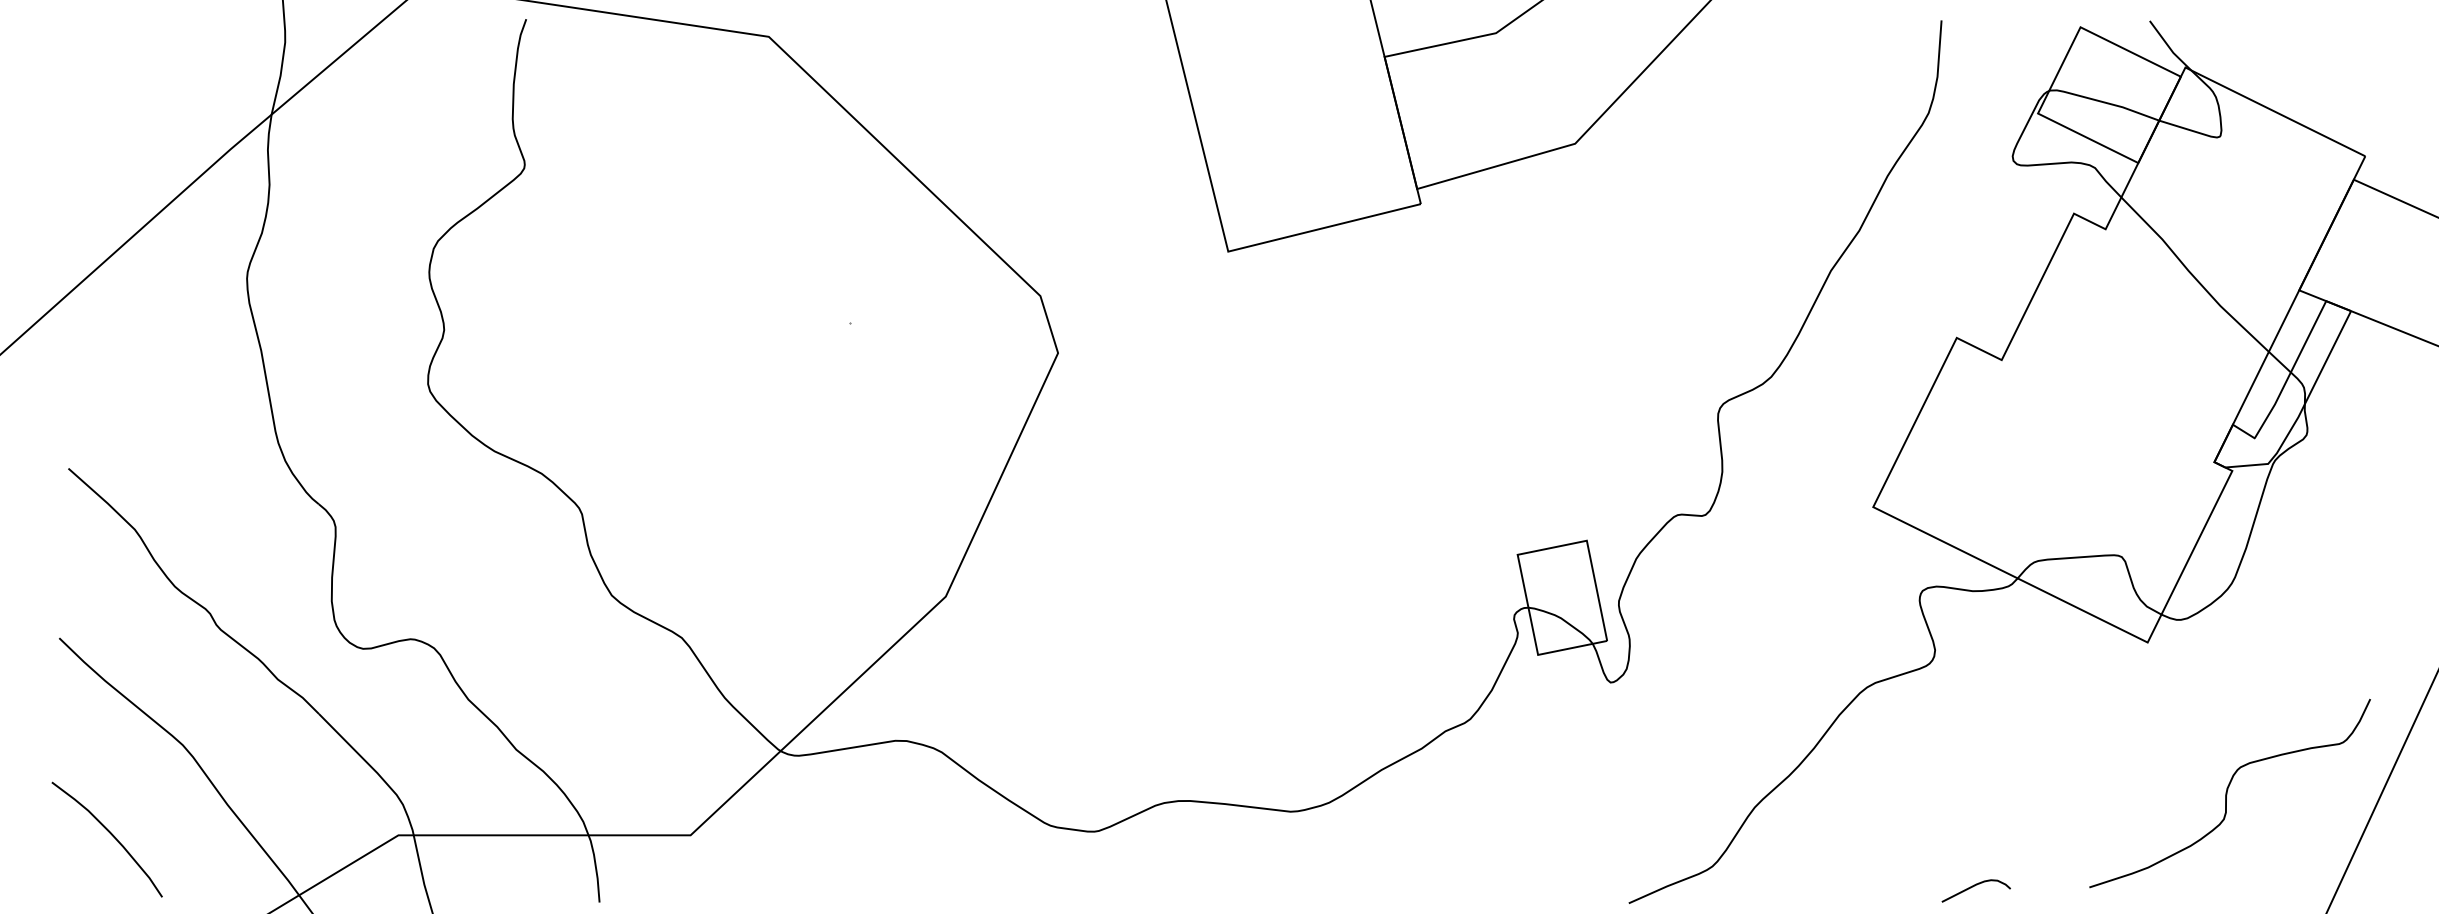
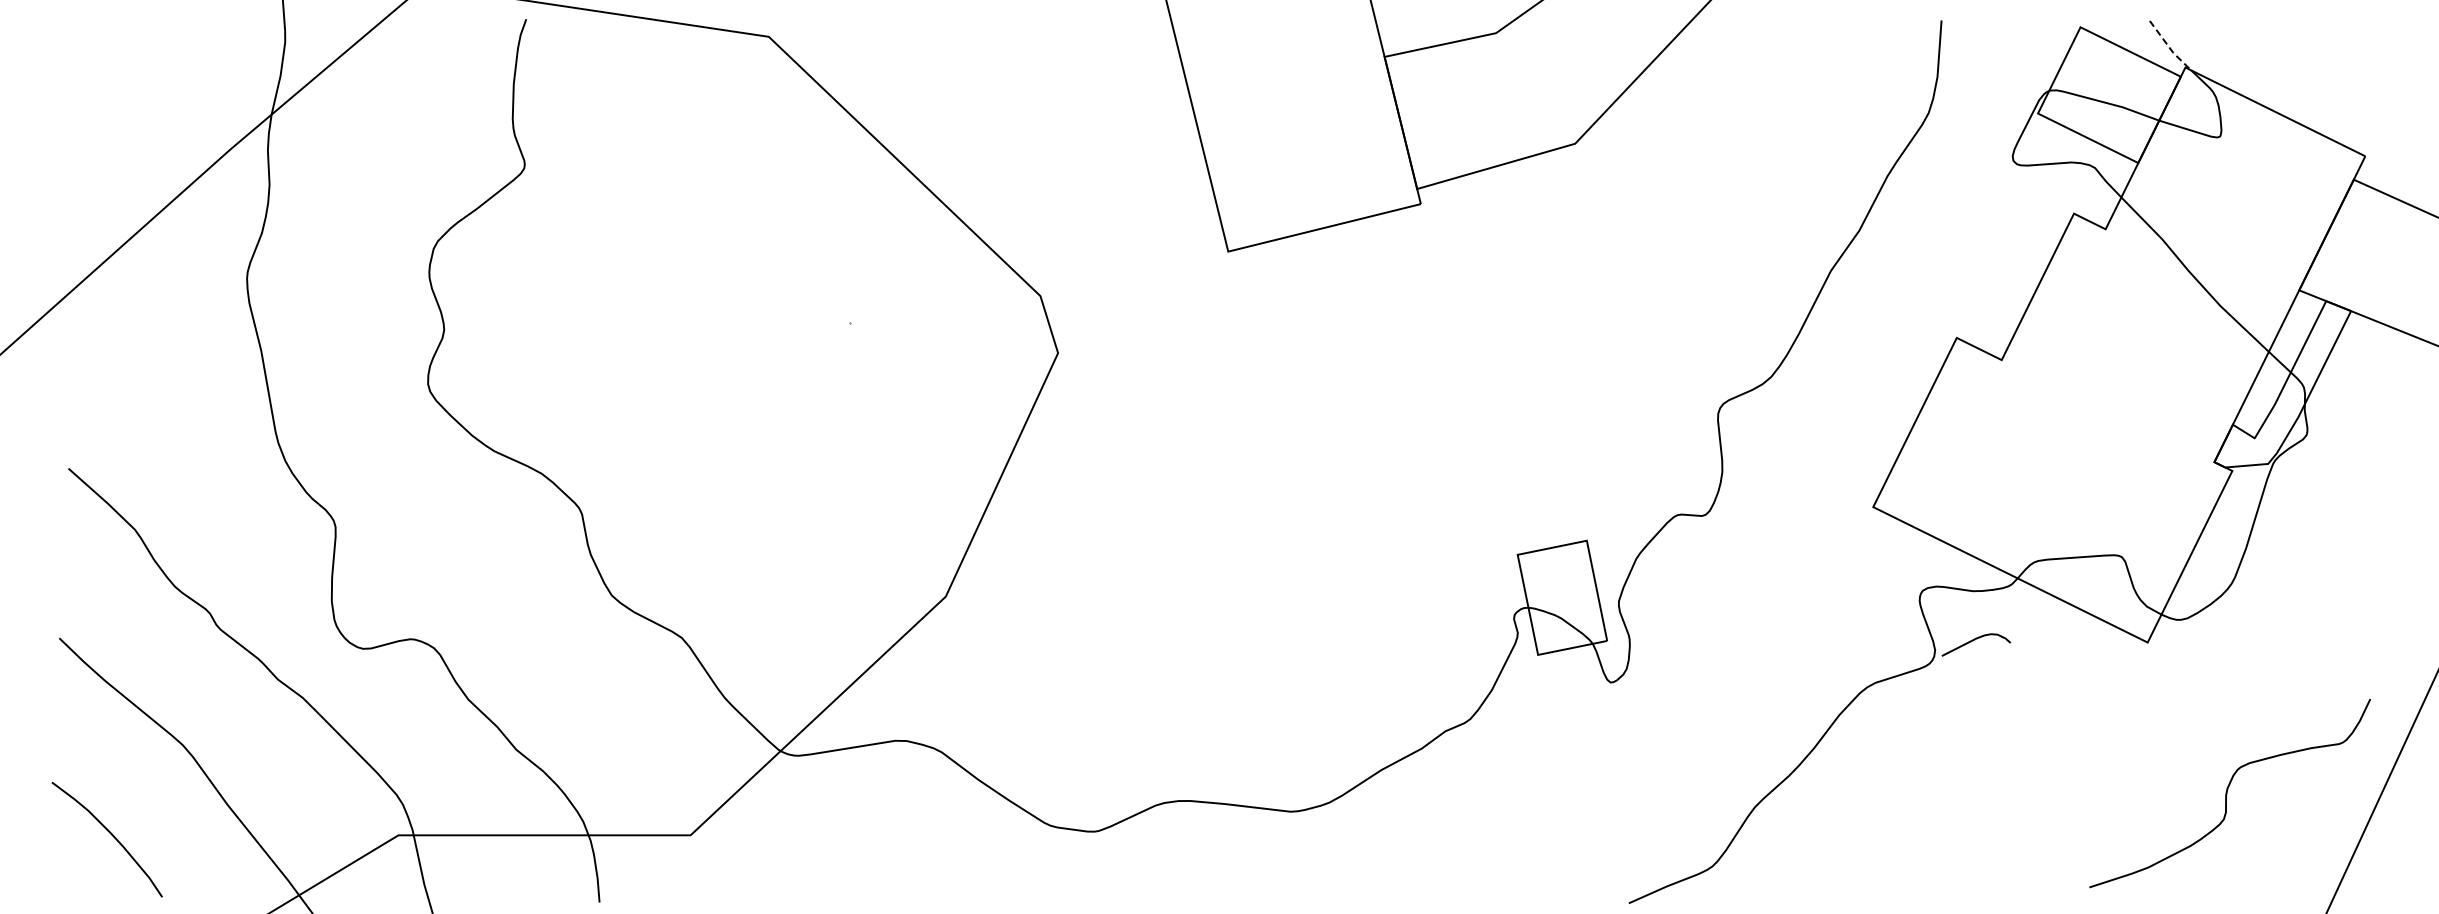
line: solid -> dashed (2169, 47)
curve position: (1973, 887) -> (1973, 641) (1973, 641)
